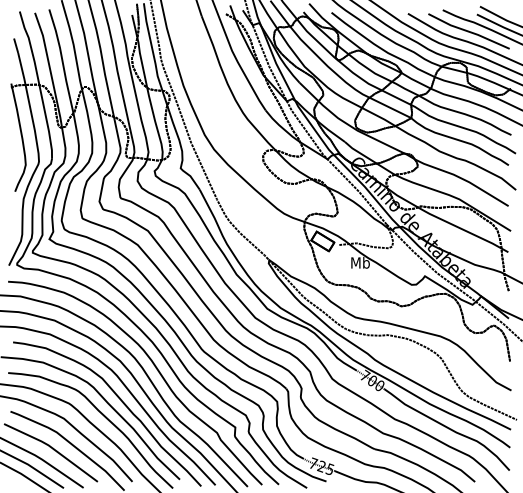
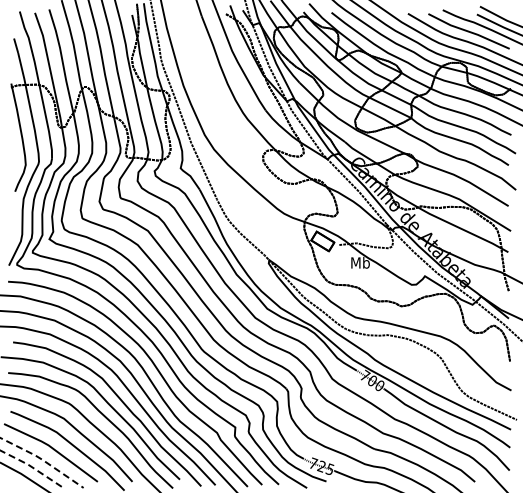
line: solid -> dashed (42, 460)
line: solid -> dashed (32, 467)
